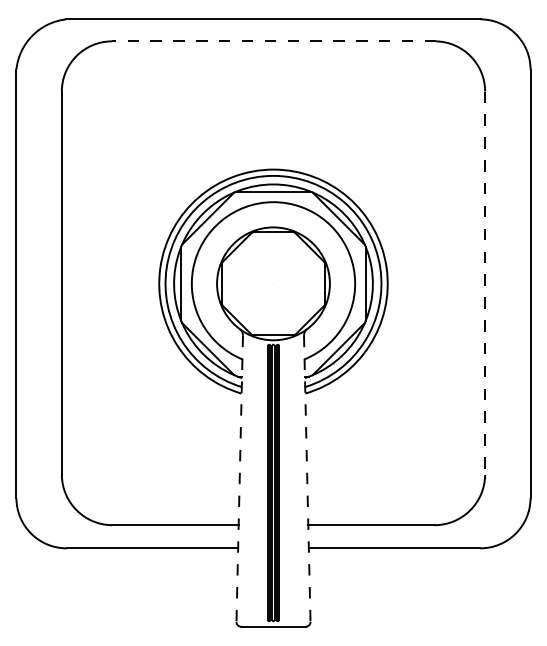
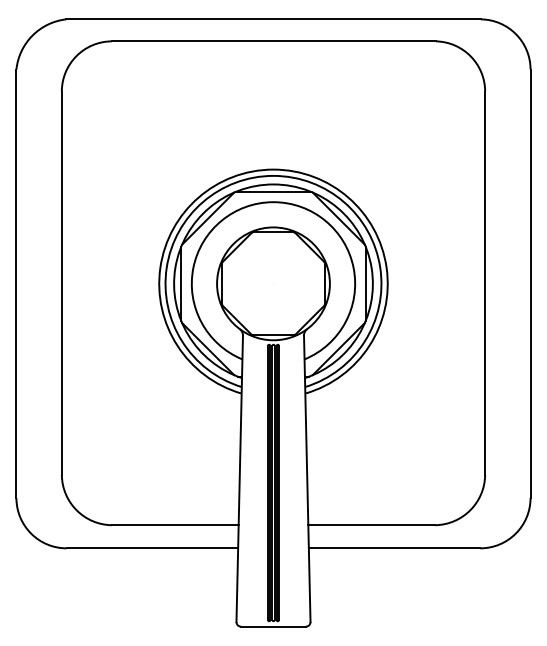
line: dashed -> solid (274, 41)
line: dashed -> solid (485, 283)
line: dashed -> solid (239, 479)
line: dashed -> solid (307, 479)
